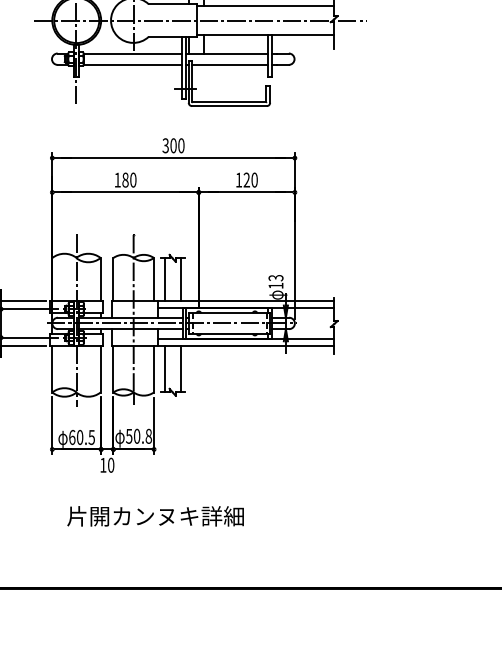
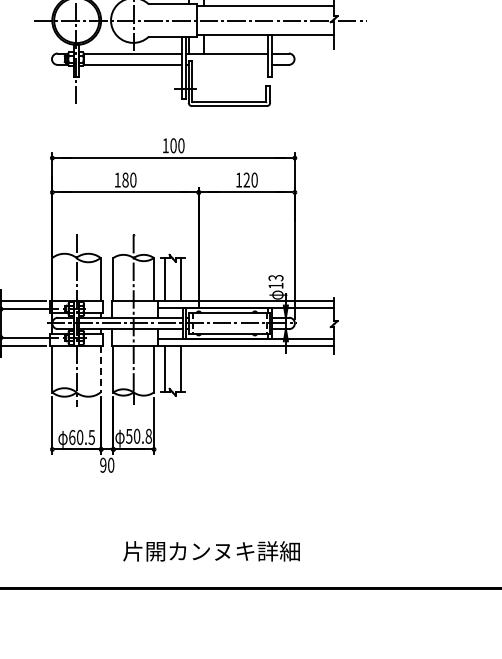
line: present -> none (230, 64)
text: 300 -> 100 (165, 145)
line: solid -> dashed (101, 369)
text: 10 -> 90 (103, 464)
text position: (155, 516) -> (211, 551) (211, 551)
